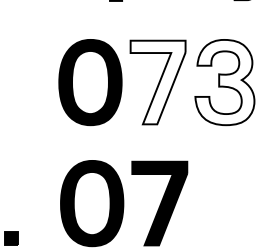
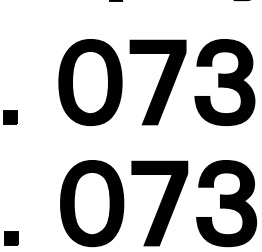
fill: none -> present (157, 82)
fill: none -> present (224, 82)
part: none -> present (10, 117)
part: none -> present (226, 203)
